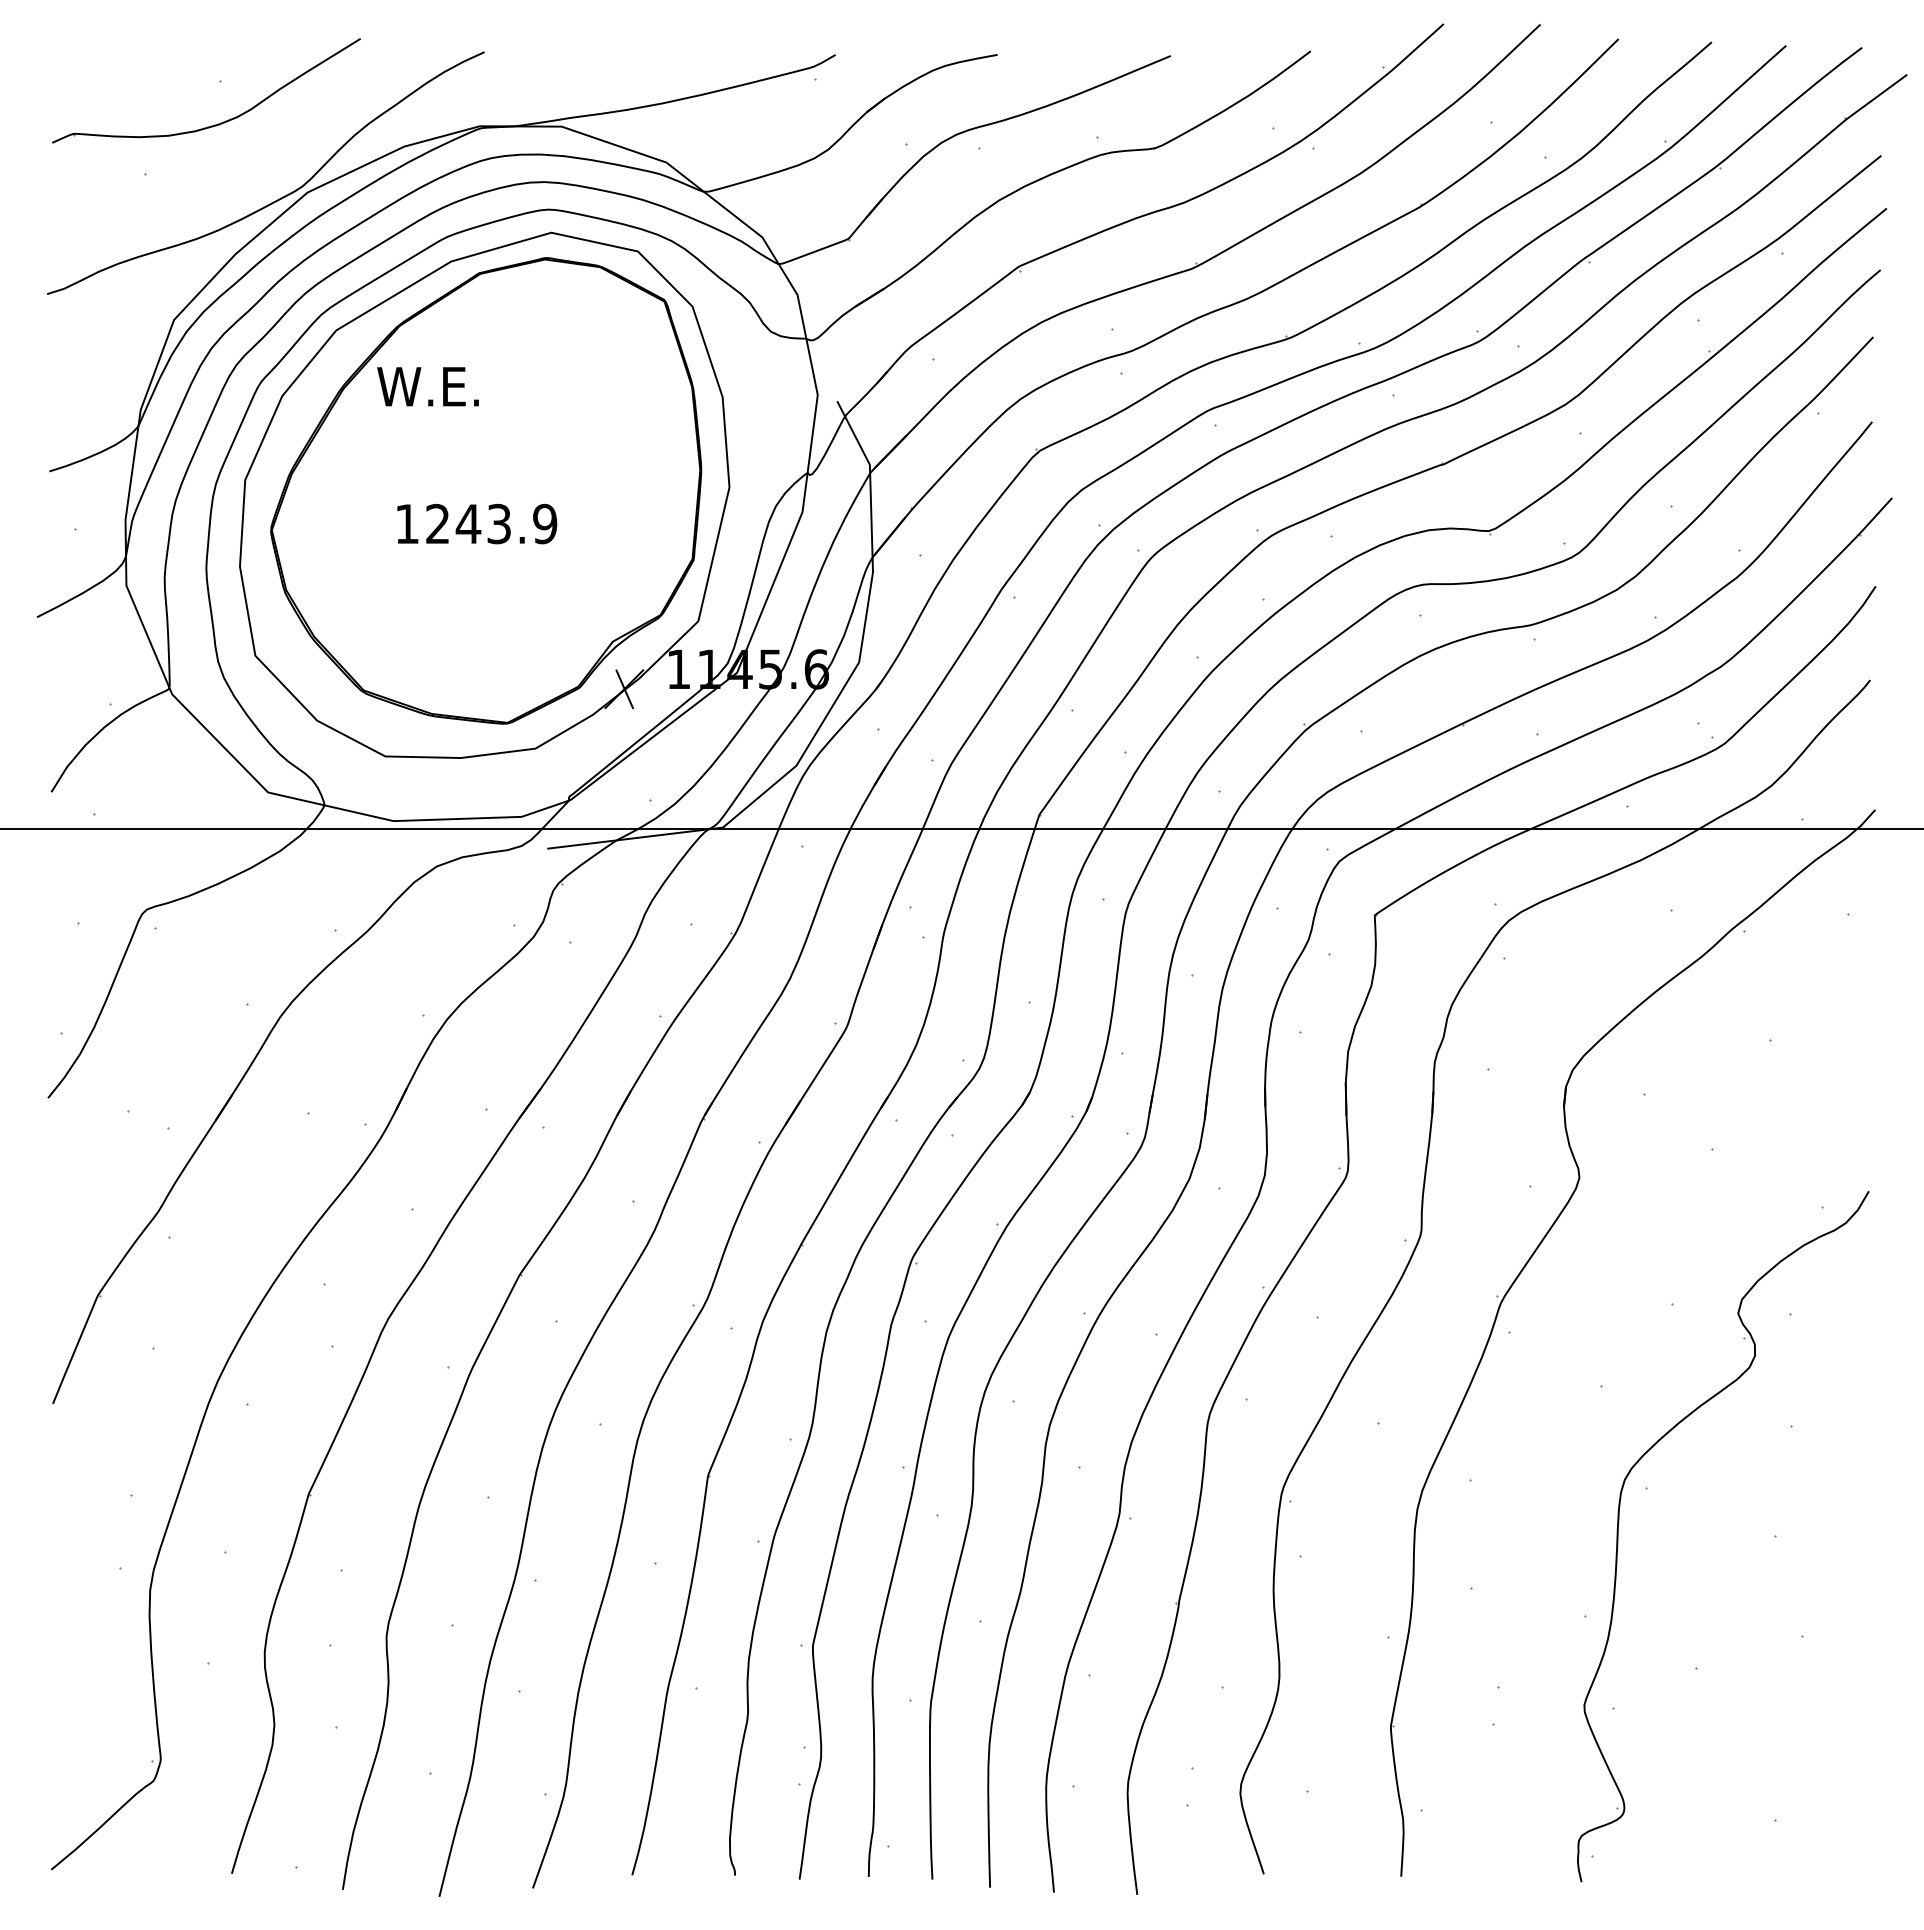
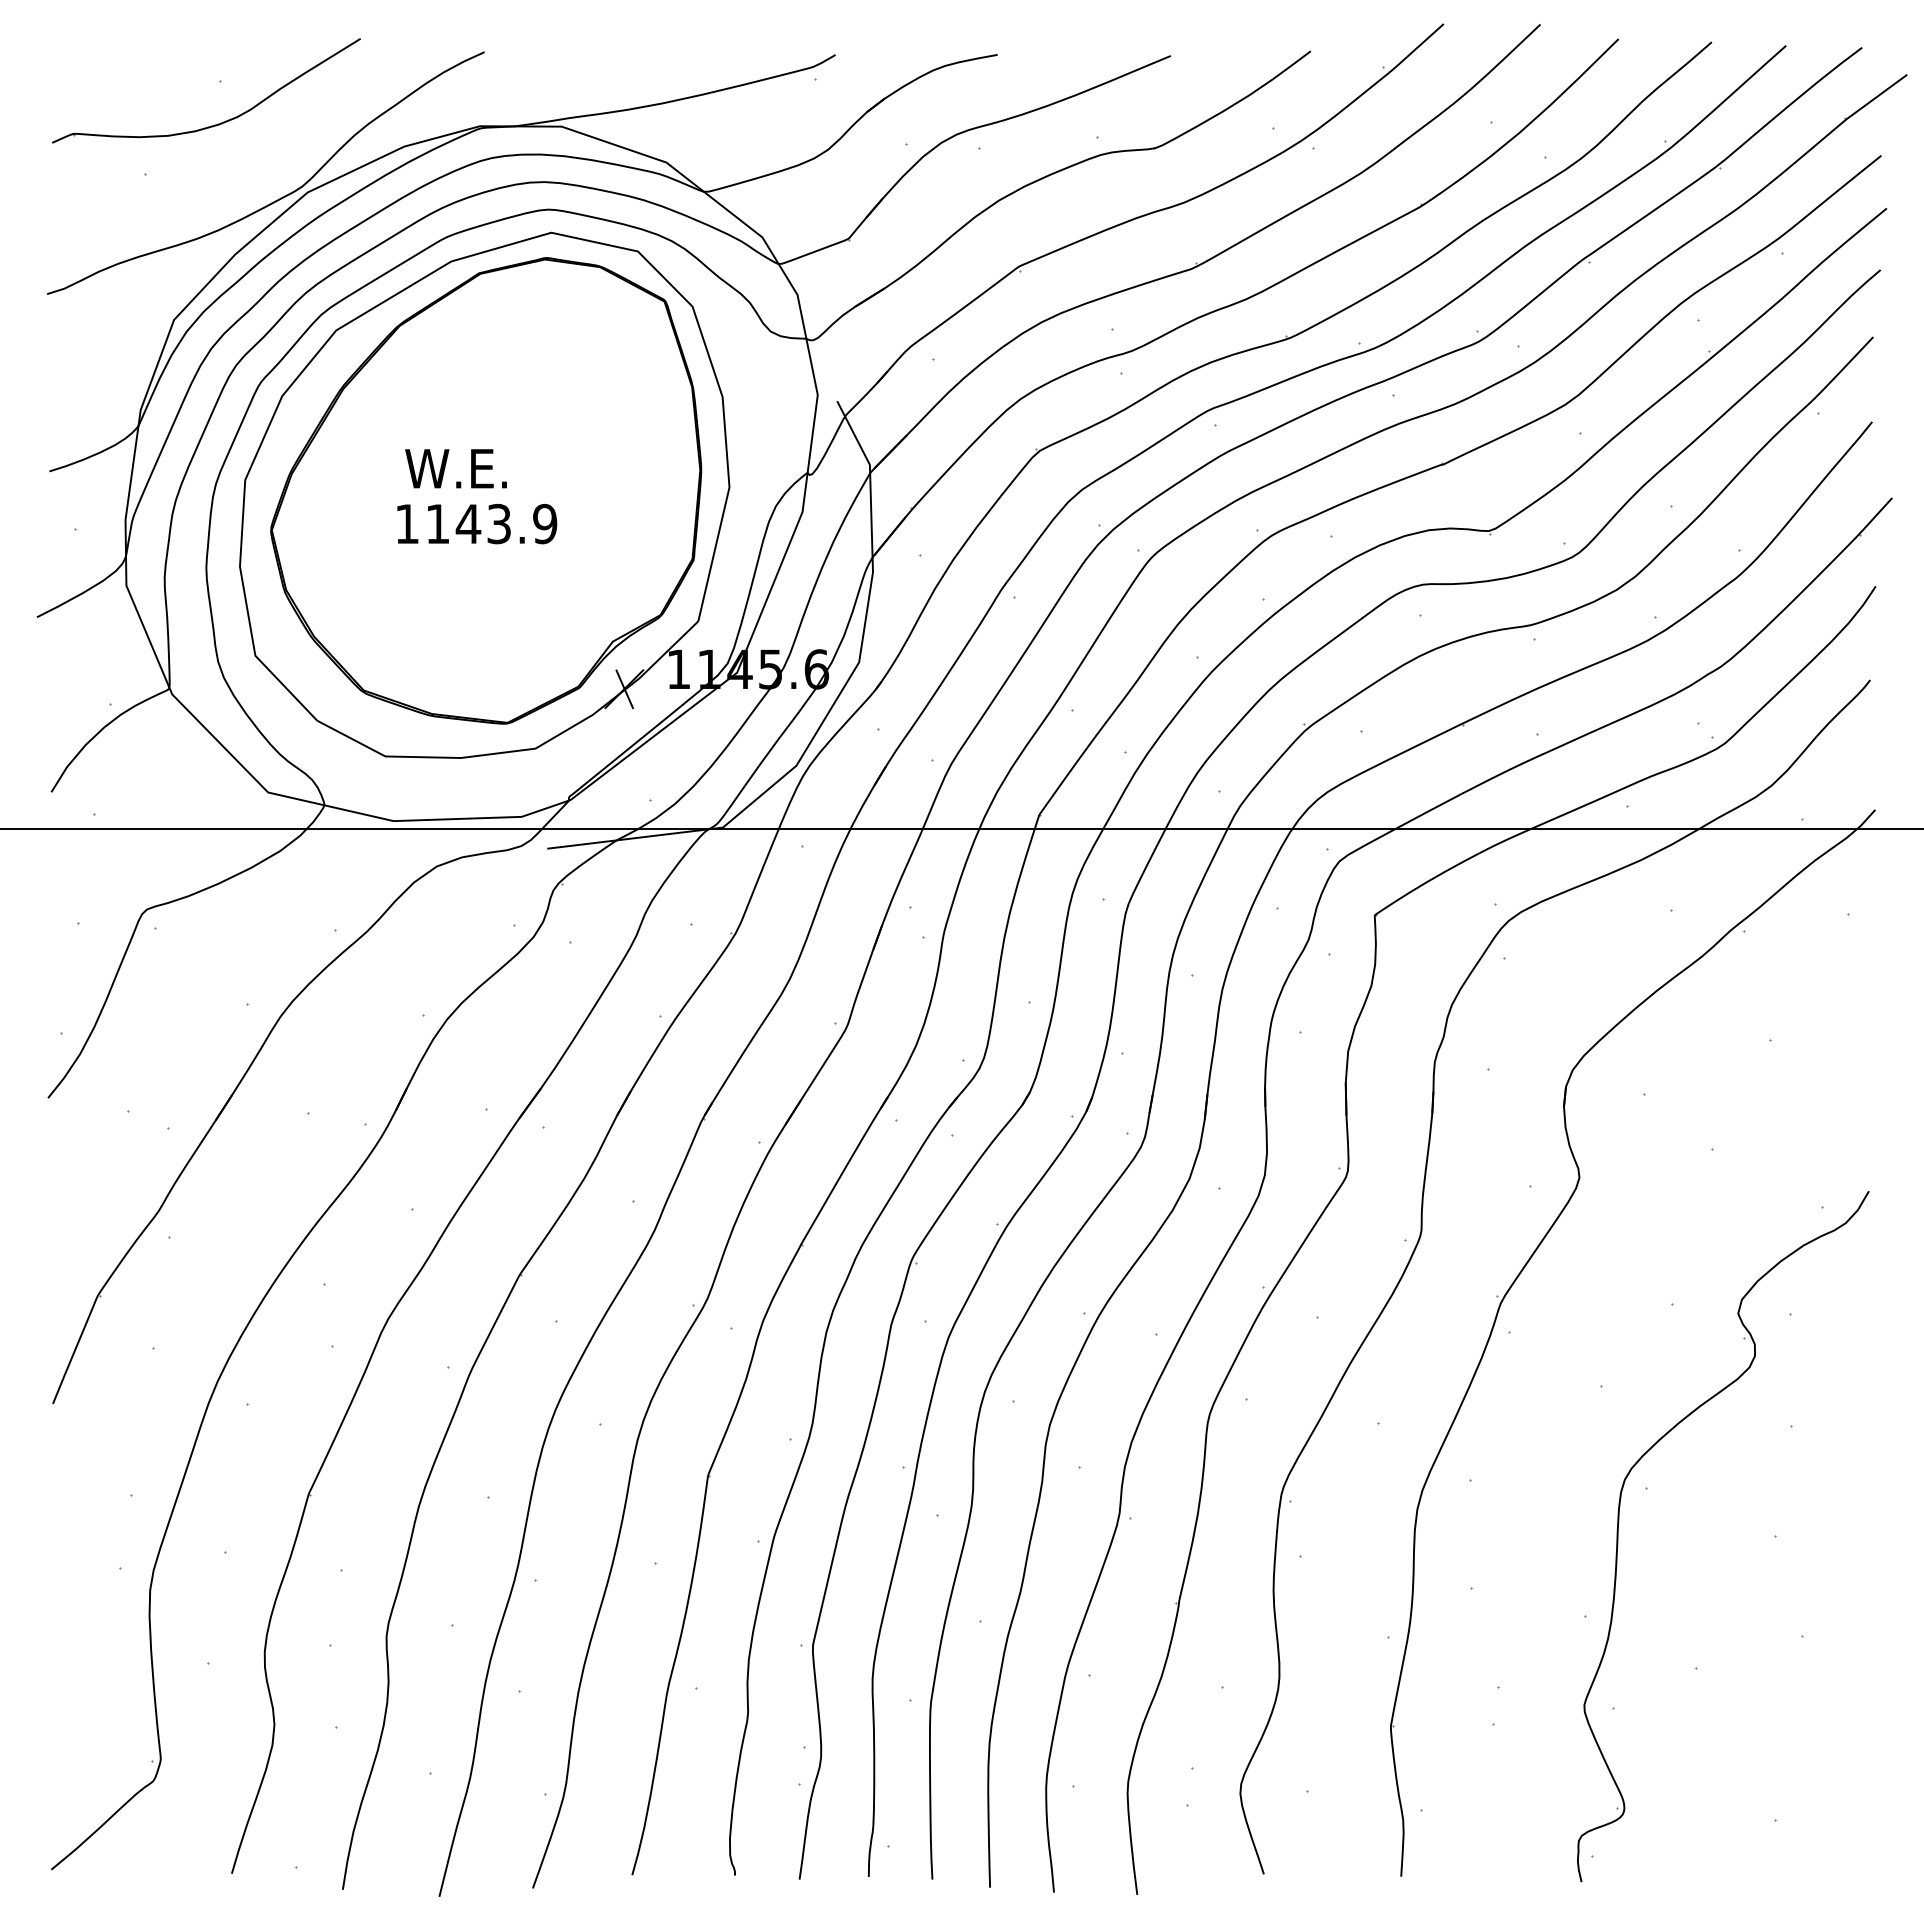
text position: (427, 386) -> (455, 468) (455, 468)
text: 1243.9 -> 1143.9 (437, 523)
